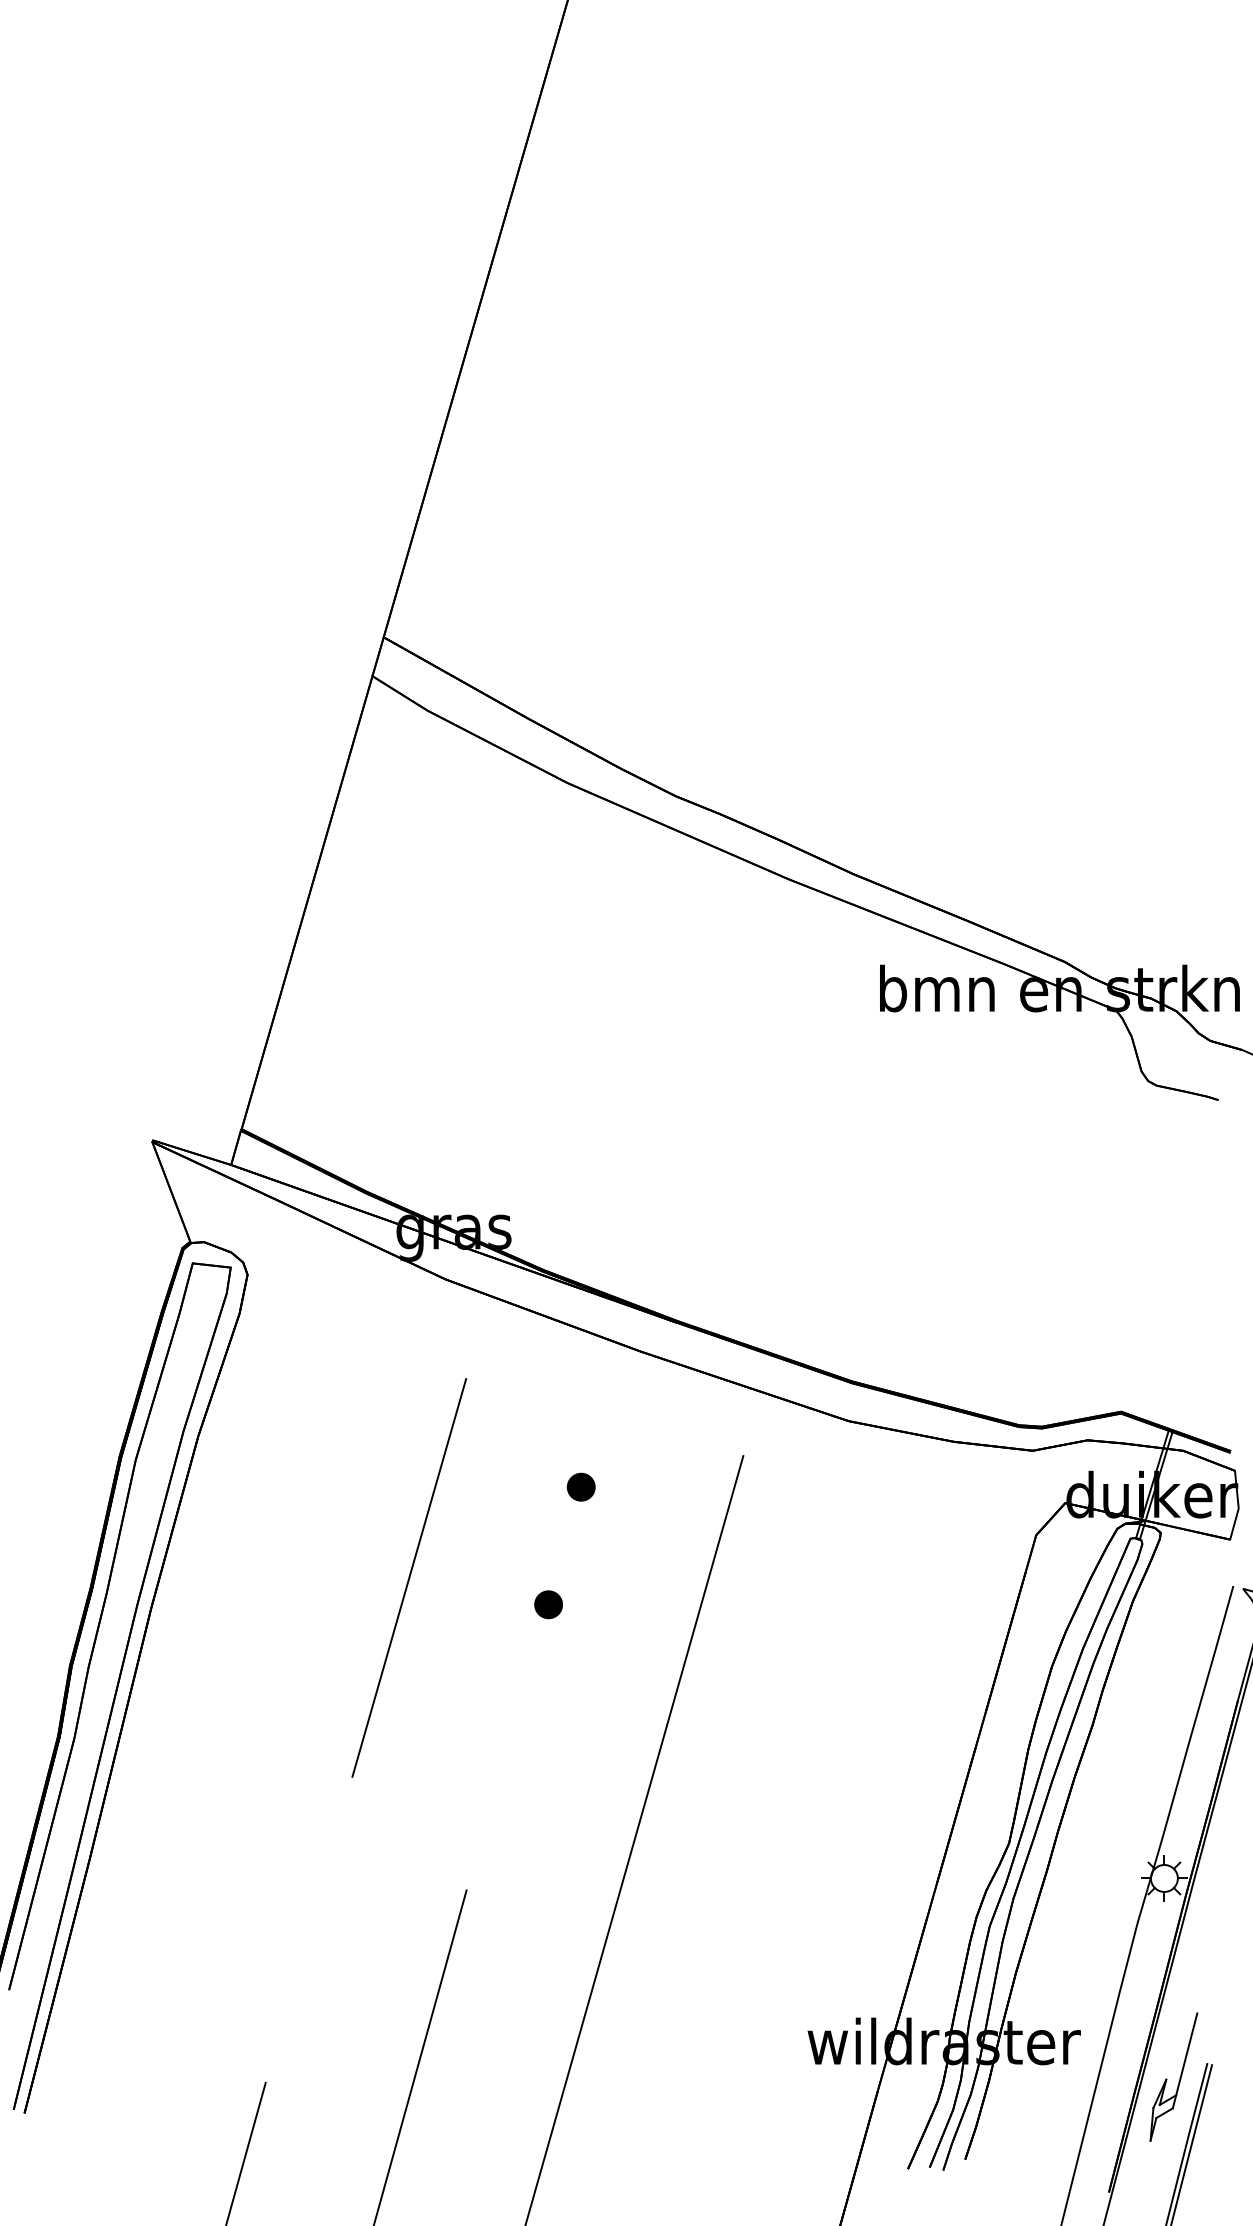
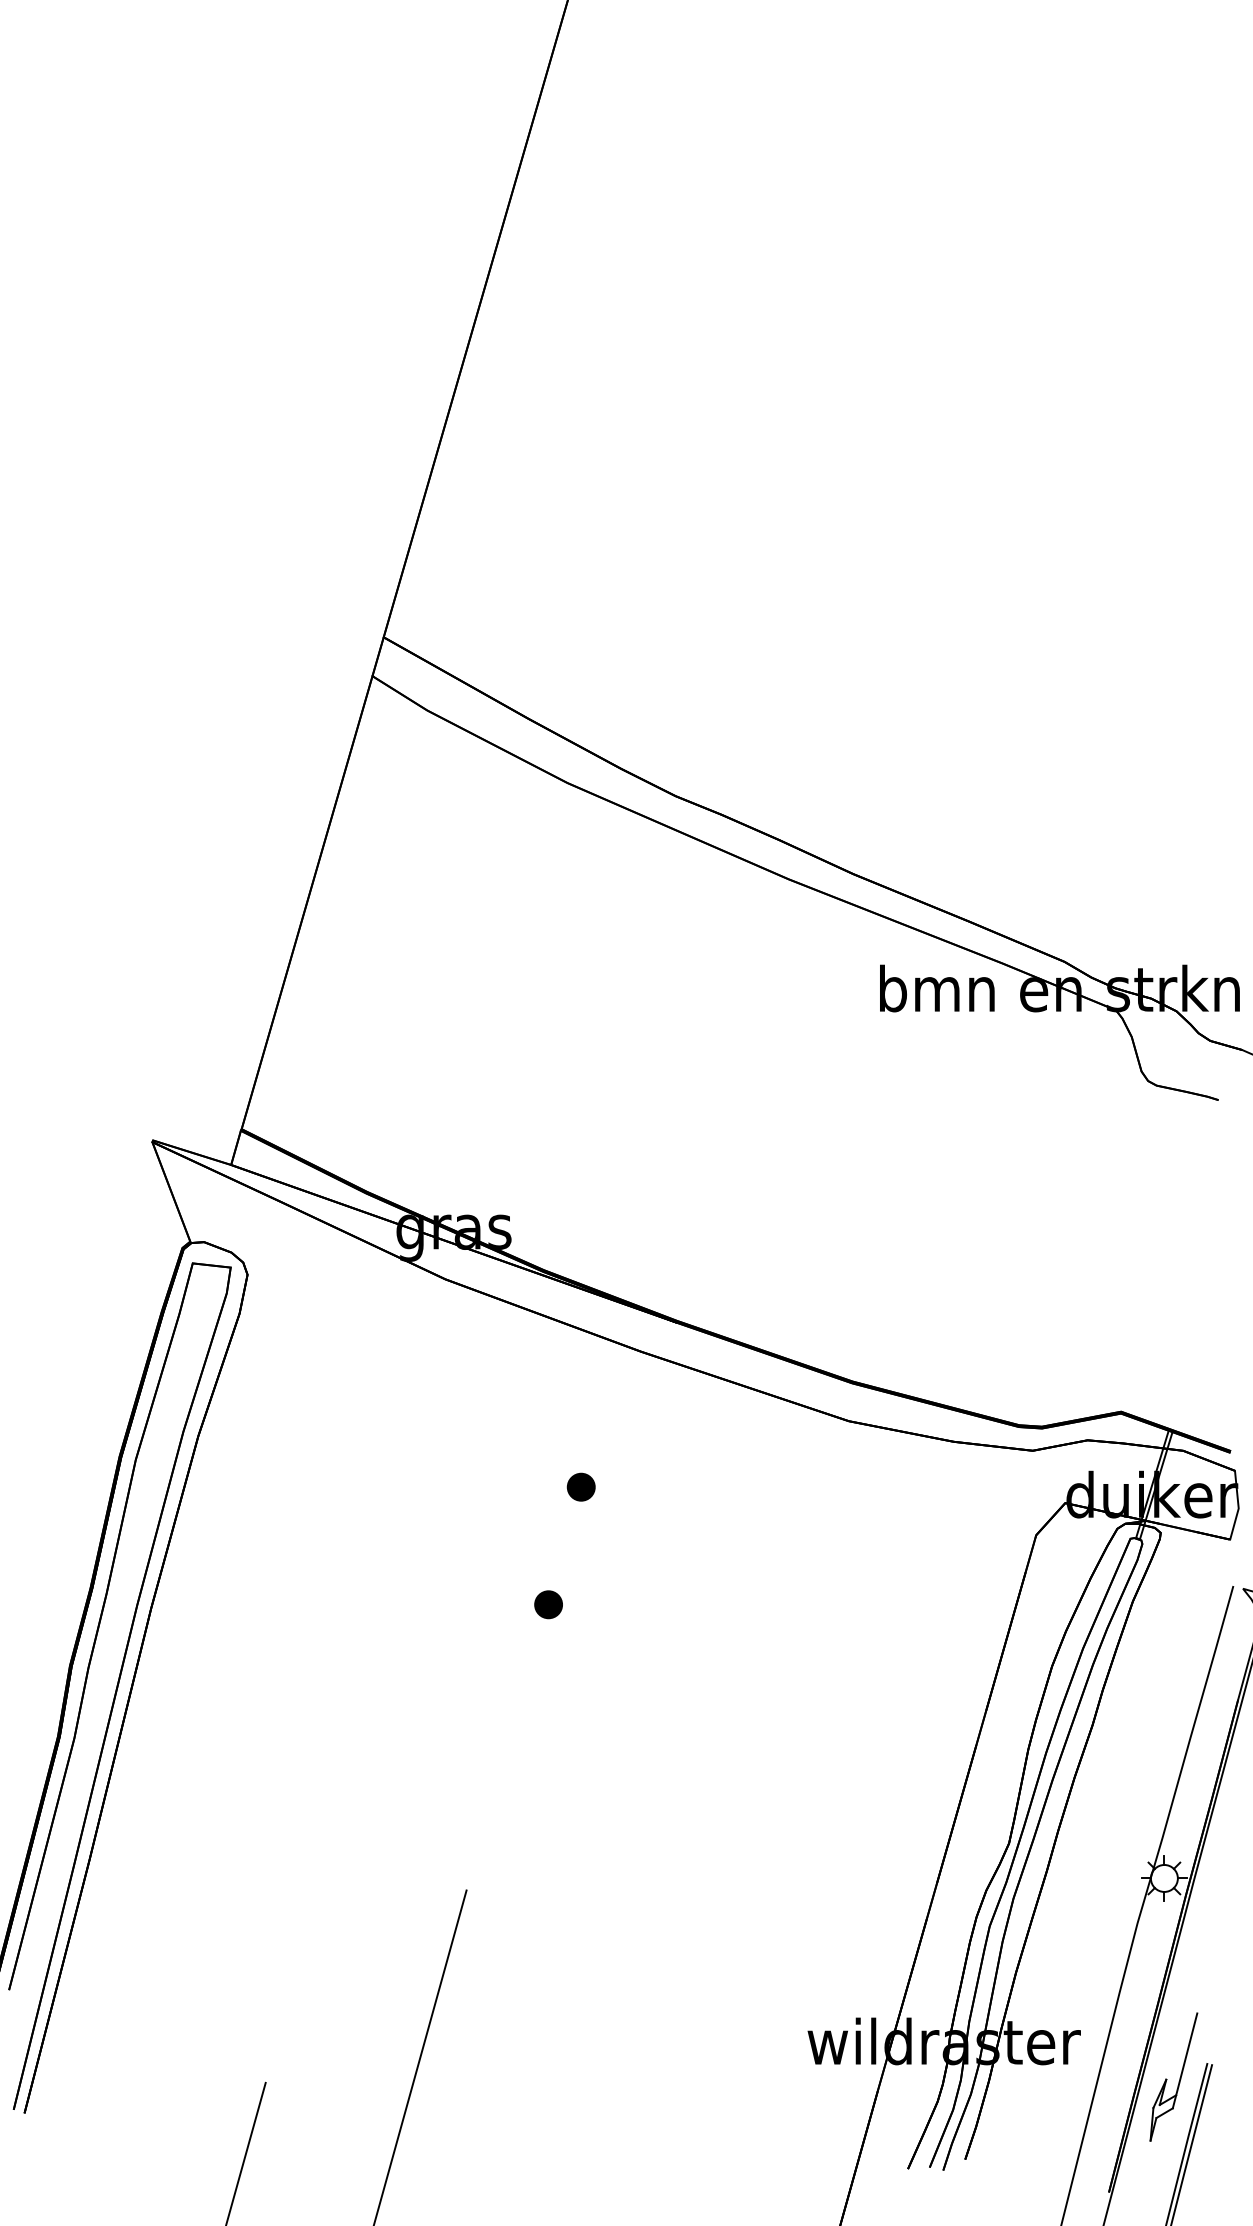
line: present -> none (409, 1577)
line: present -> none (634, 1839)
